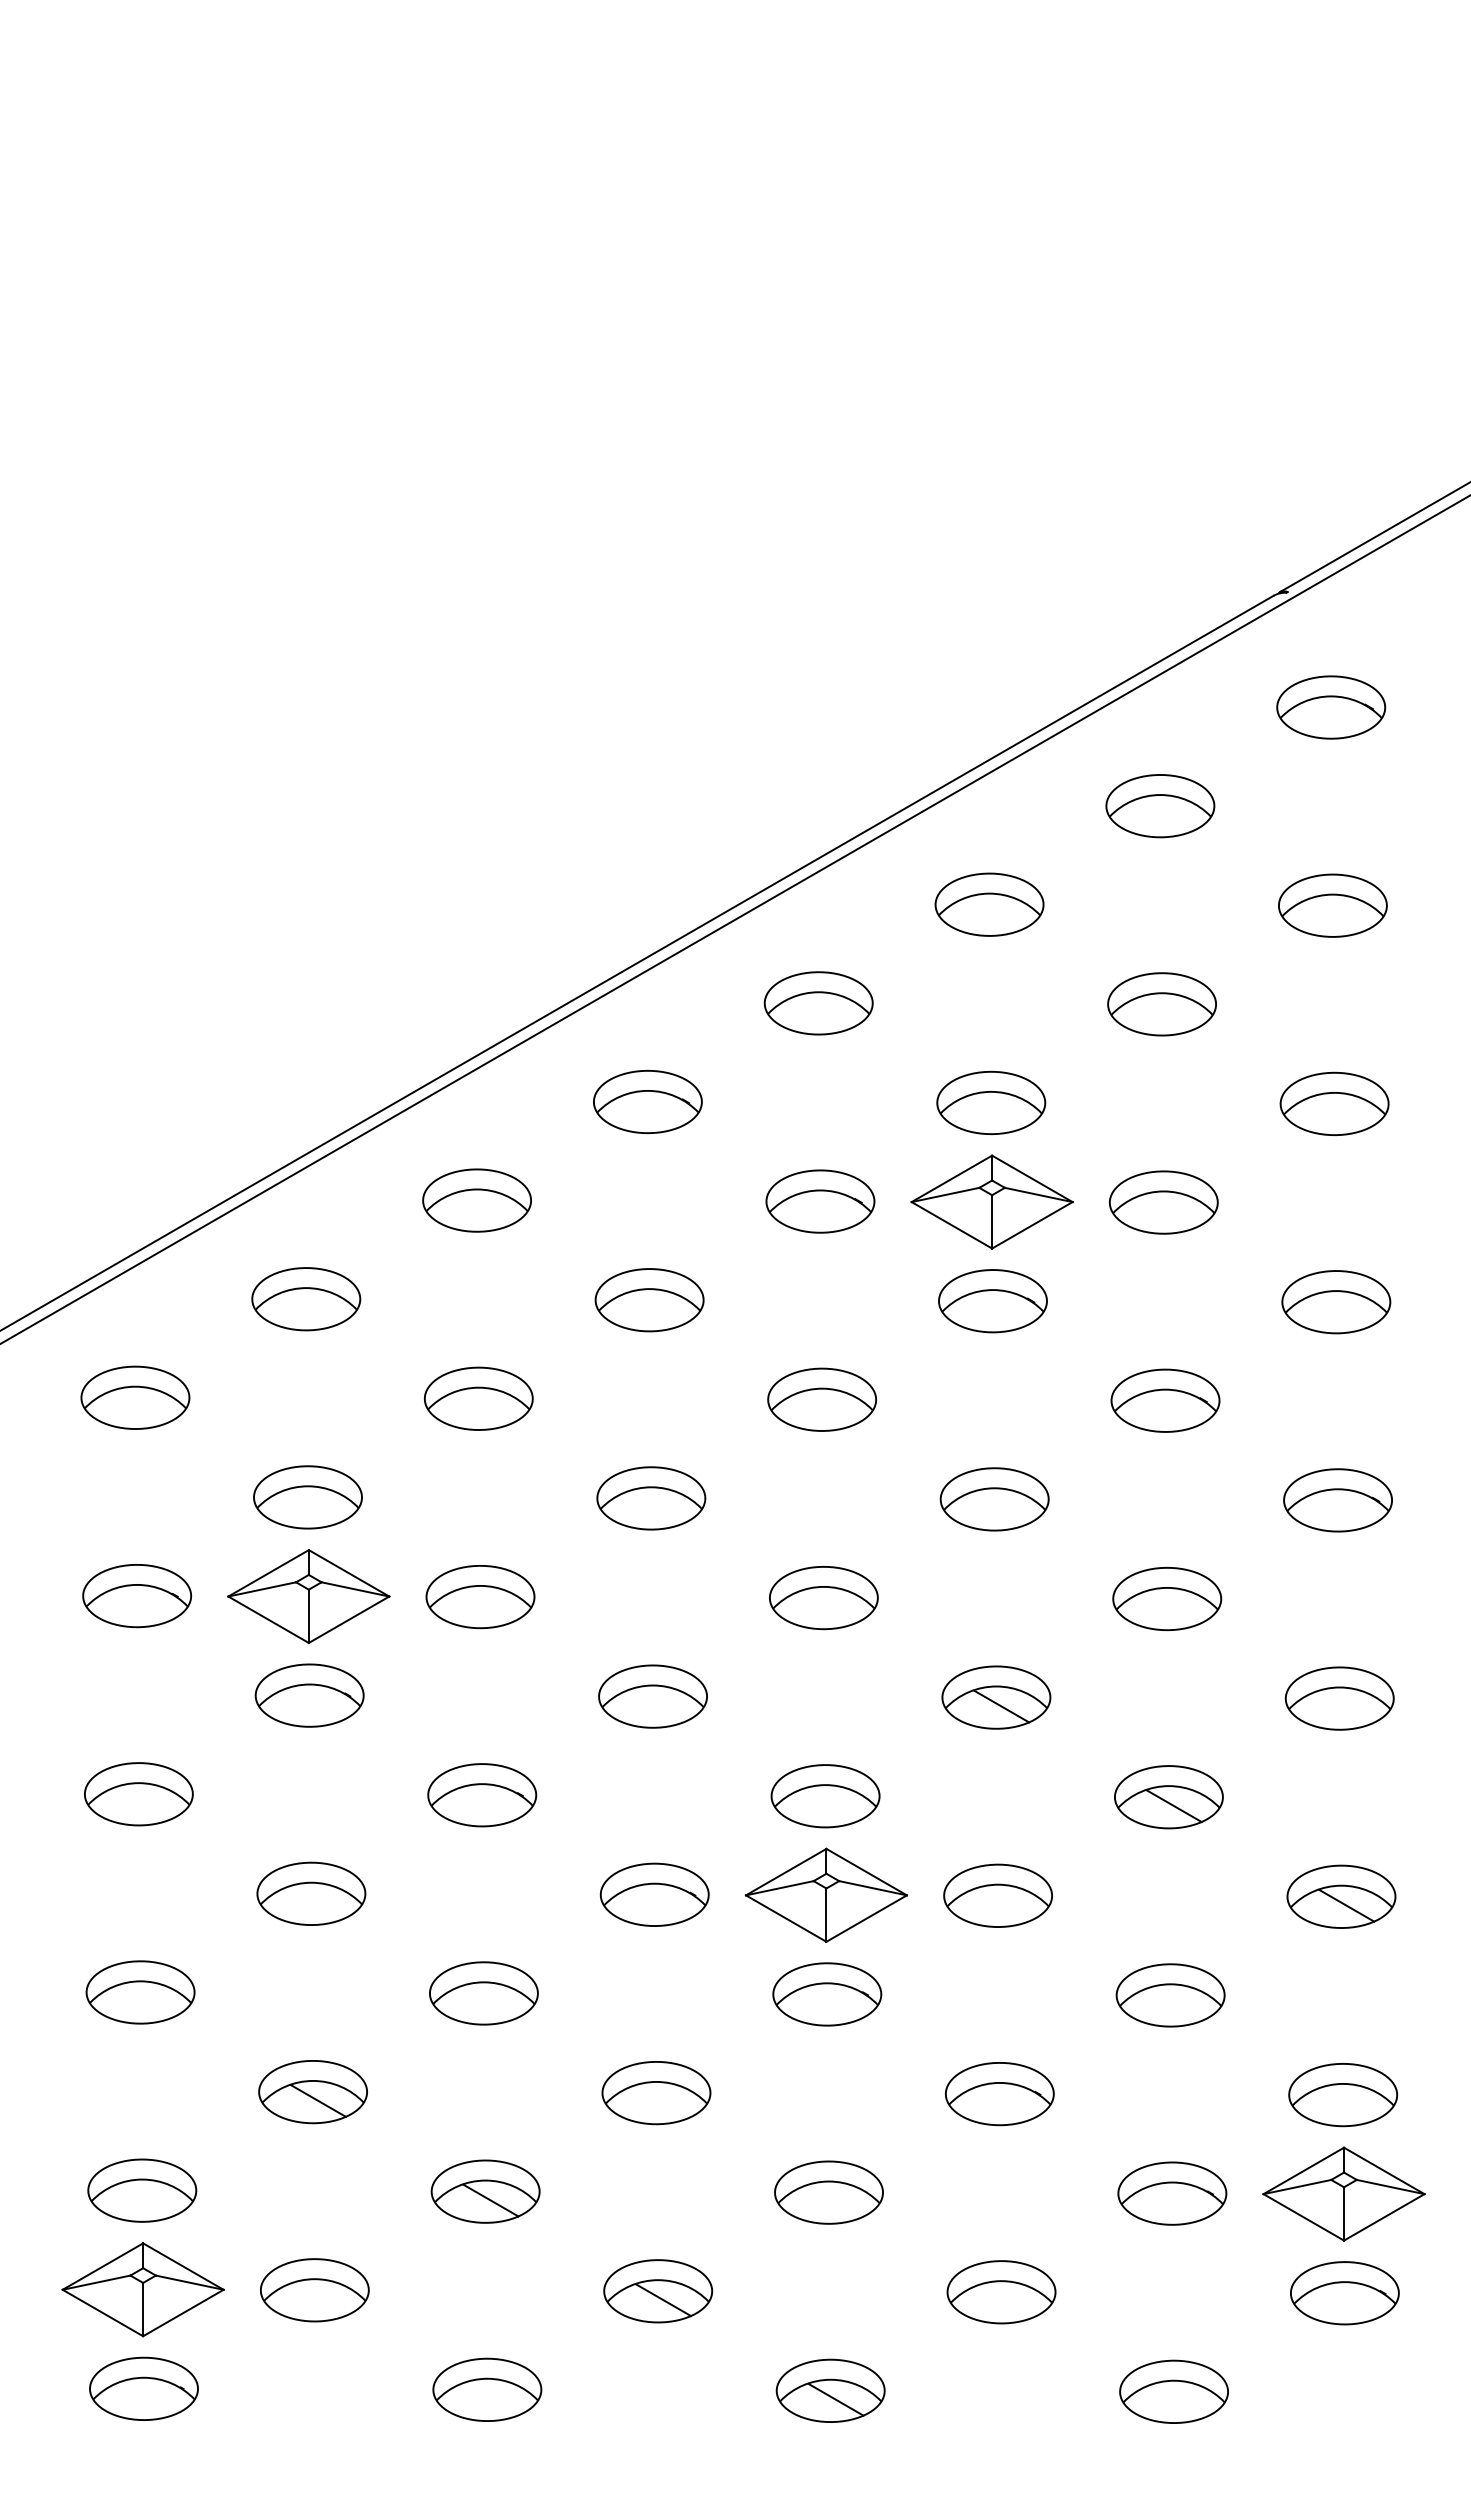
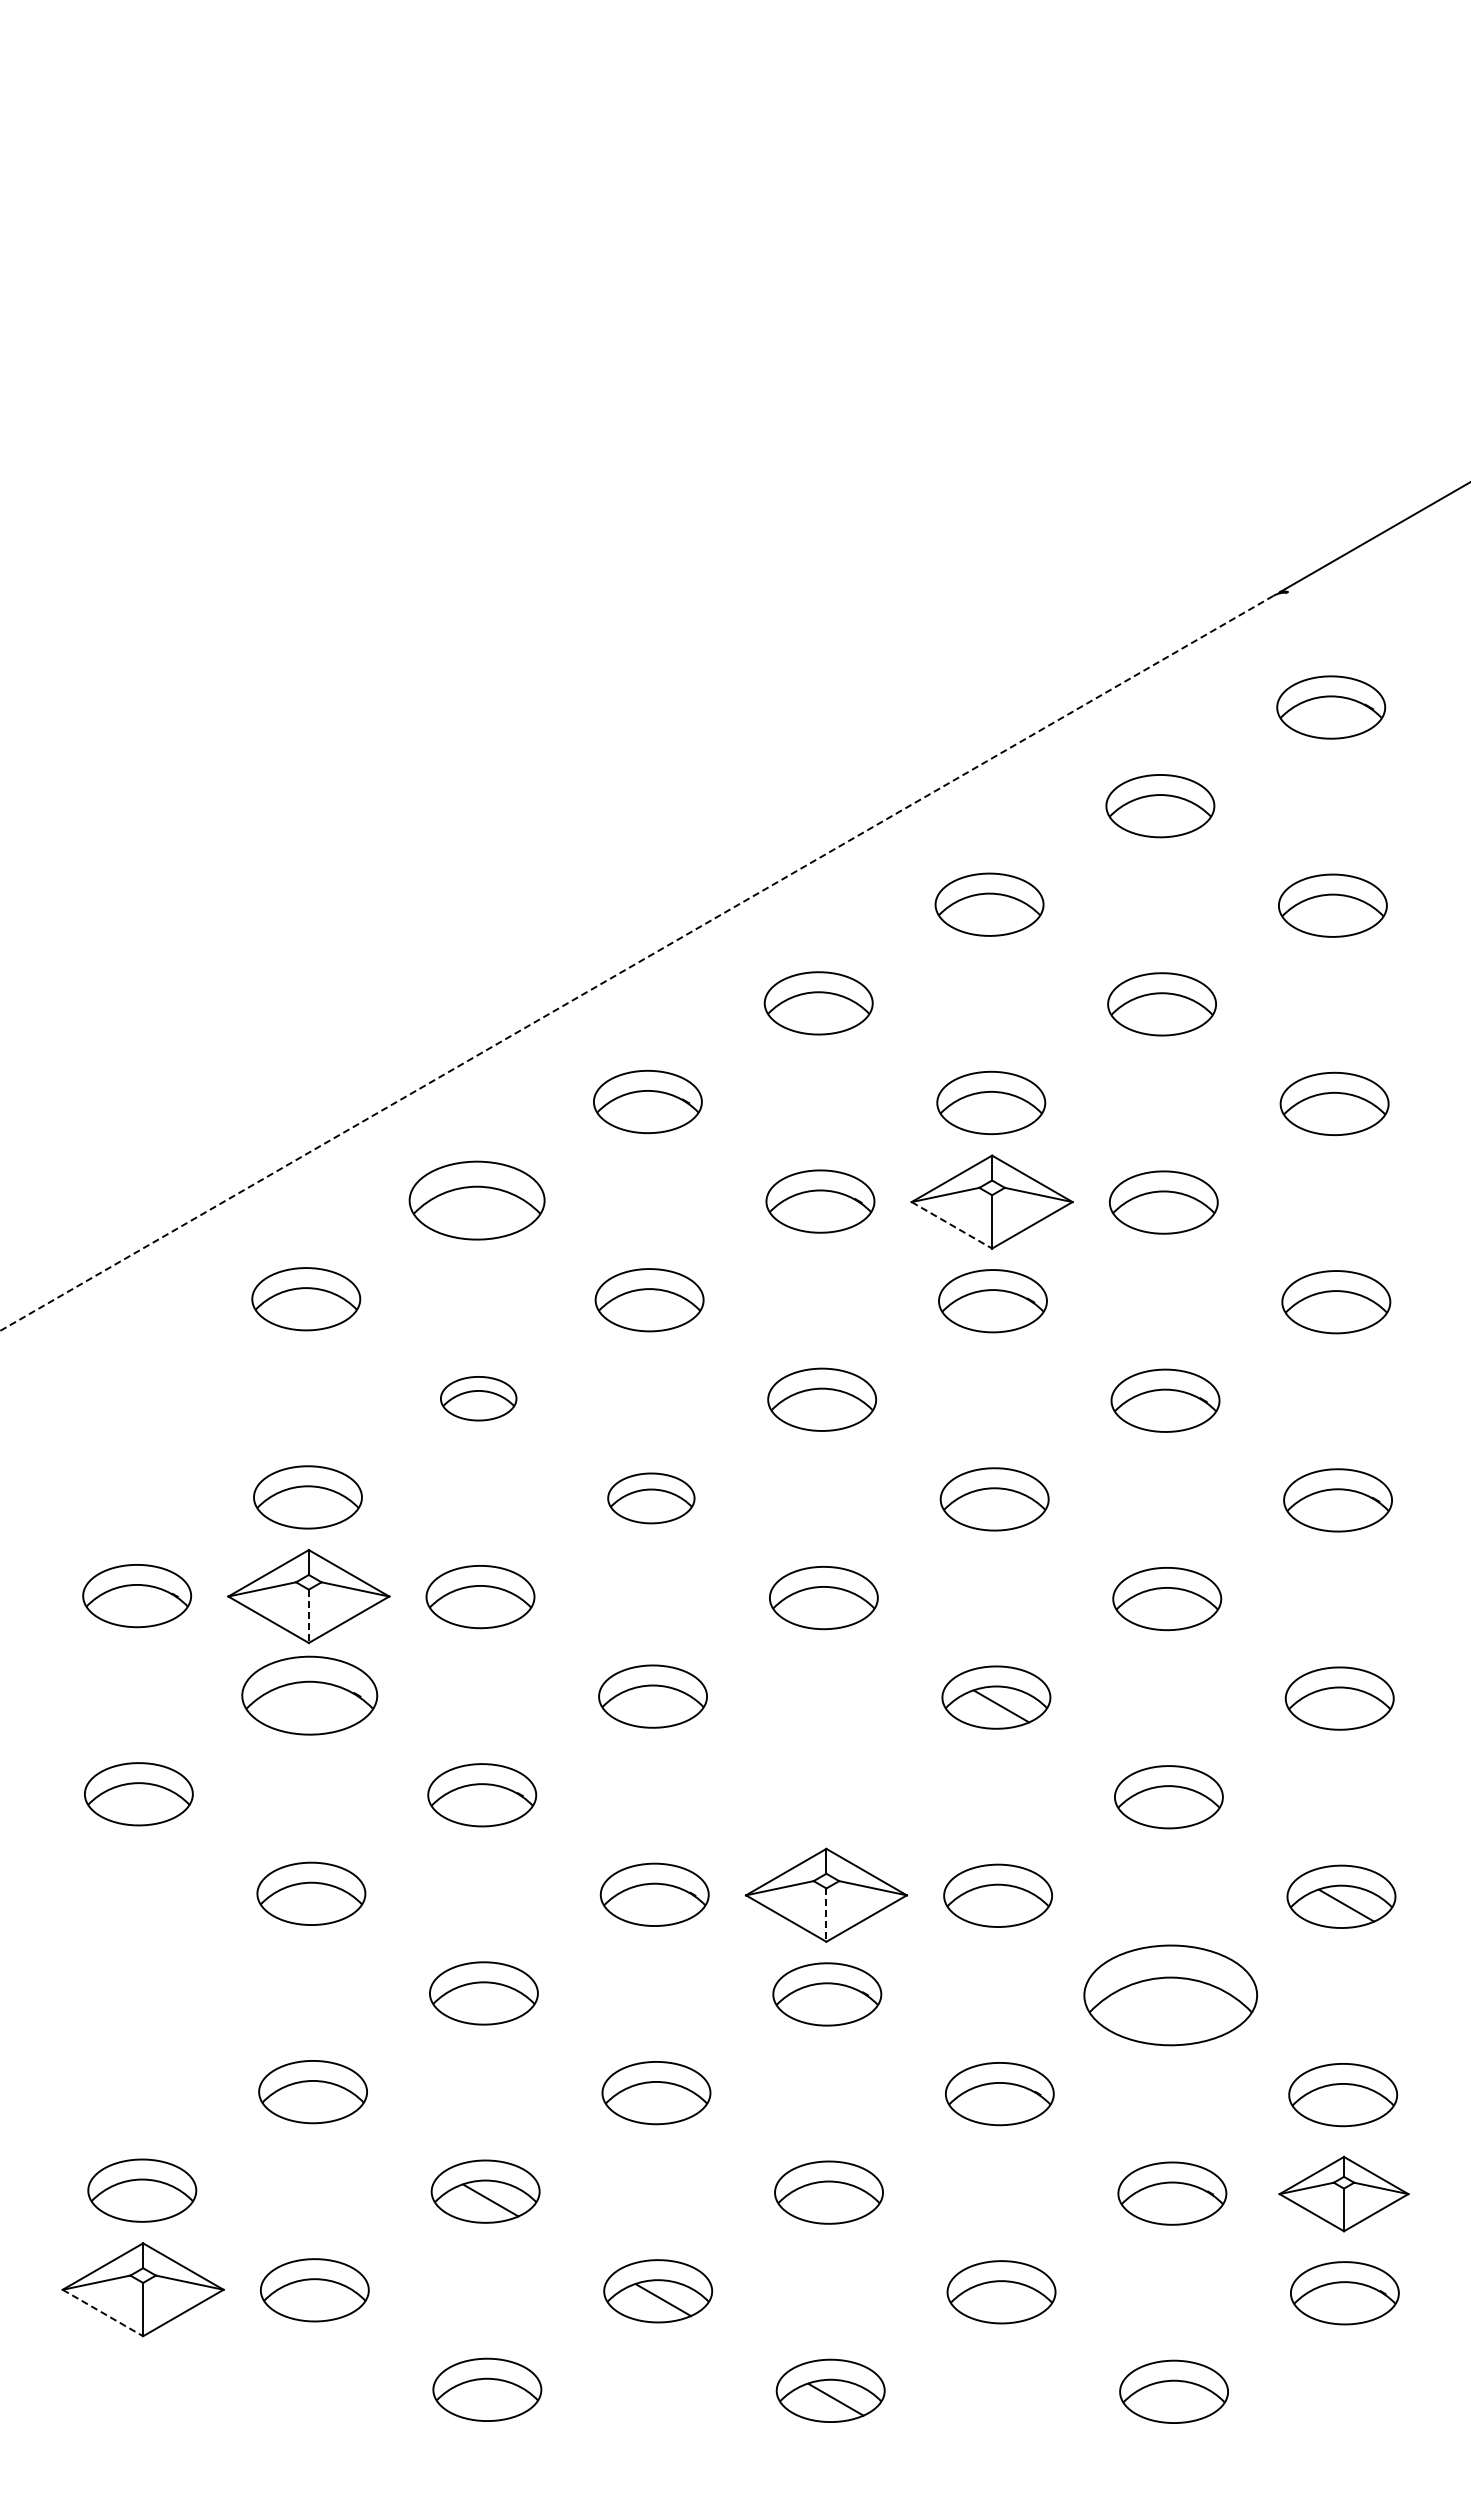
line: present -> none (734, 919)
line: solid -> dashed (636, 963)
part size: 110x65 px -> 138x81 px (476, 1200)
line: solid -> dashed (952, 1225)
part: present -> none (135, 1397)
part size: 111x65 px -> 78x46 px (478, 1398)
part size: 111x65 px -> 89x53 px (651, 1498)
line: solid -> dashed (308, 1616)
part size: 111x65 px -> 138x81 px (309, 1695)
part: present -> none (825, 1796)
line: present -> none (1173, 1806)
line: solid -> dashed (826, 1915)
part: present -> none (140, 1992)
part size: 111x65 px -> 176x103 px (1170, 1995)
line: present -> none (317, 2100)
part size: 164x96 px -> 132x78 px (1343, 2193)
line: solid -> dashed (103, 2313)
part: present -> none (143, 2388)
